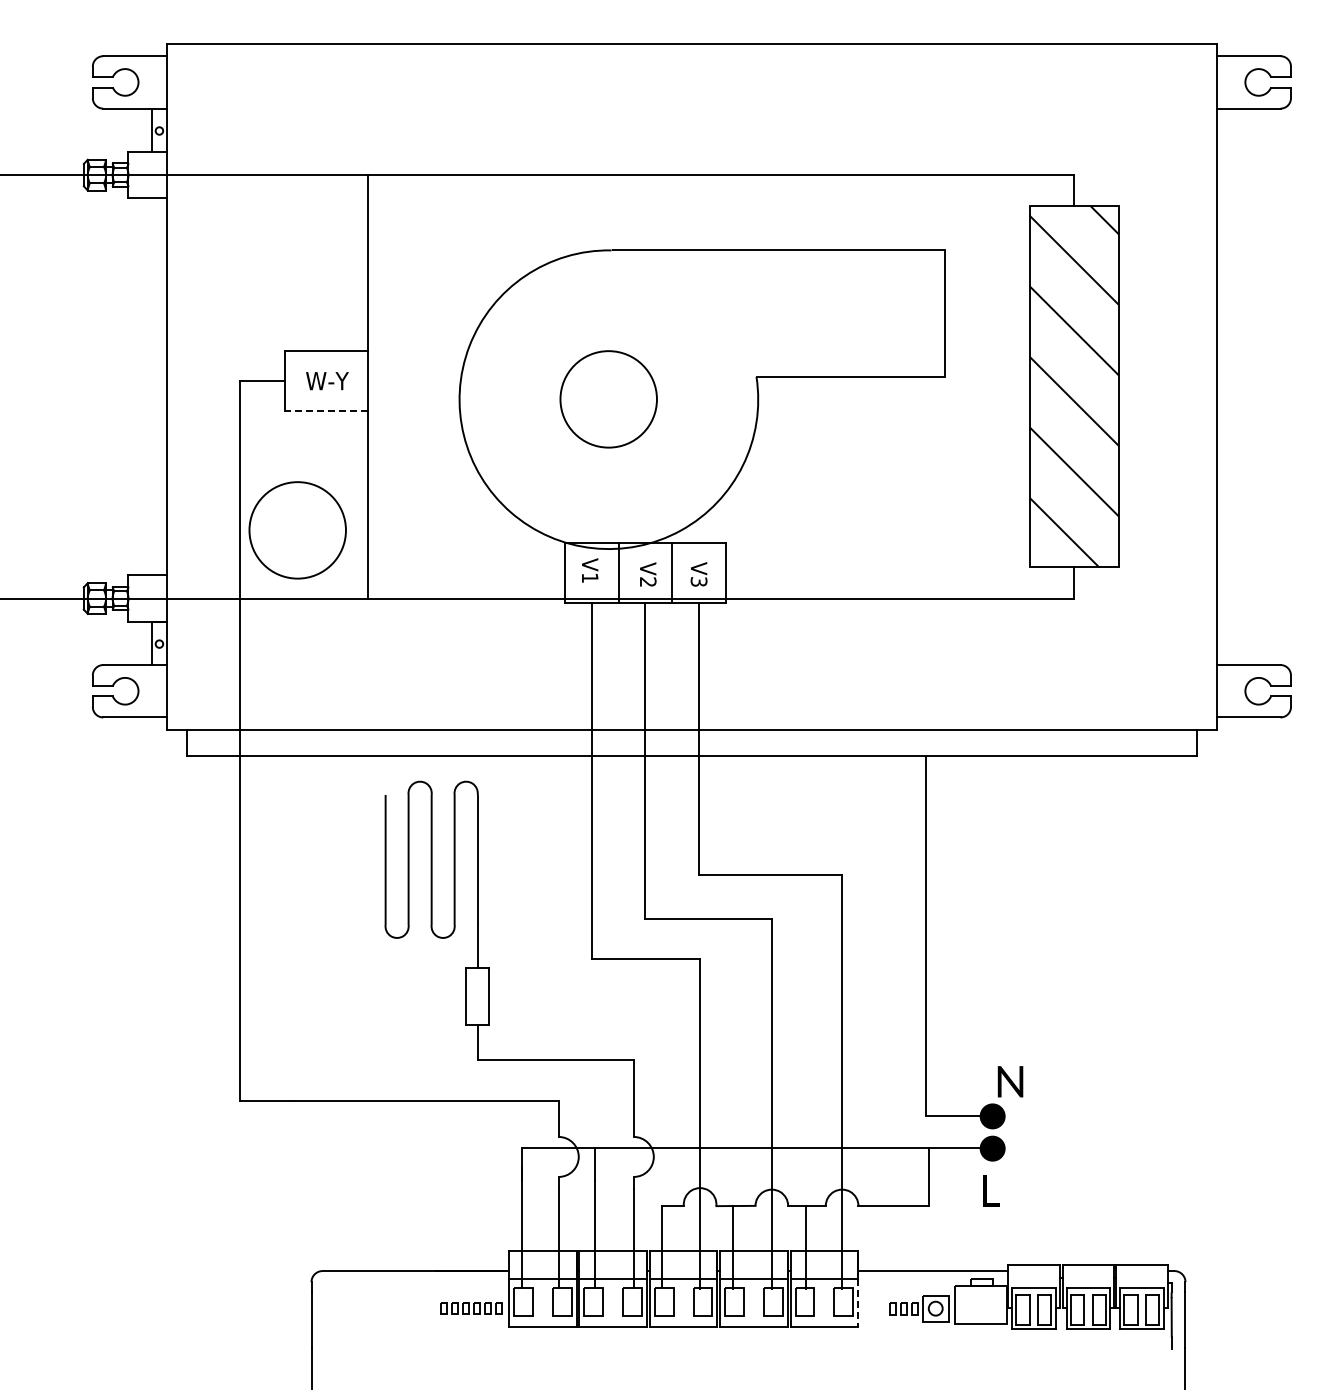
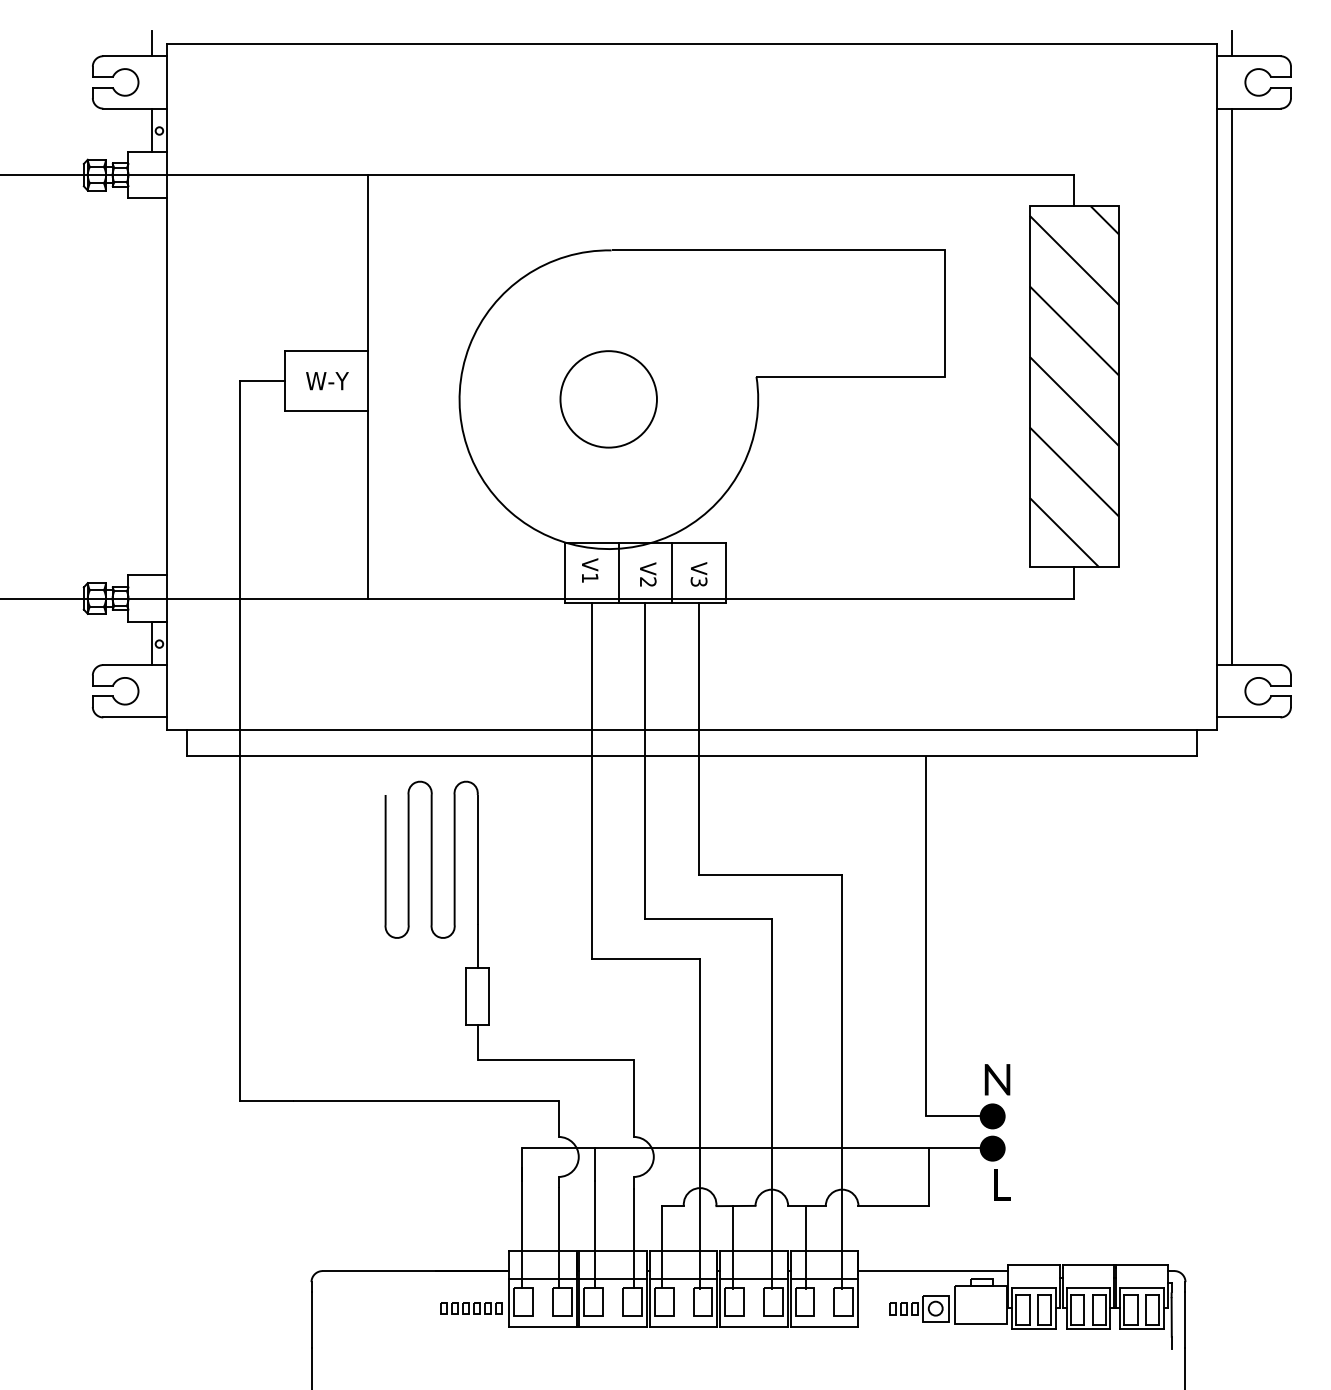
line: none -> present (151, 43)
line: none -> present (1232, 43)
line: none -> present (1232, 386)
line: dashed -> solid (325, 410)
circle: present -> none (297, 530)
text position: (1010, 1081) -> (997, 1079) (997, 1079)
text position: (991, 1190) -> (1002, 1184) (1002, 1184)
line: dashed -> solid (858, 1303)
